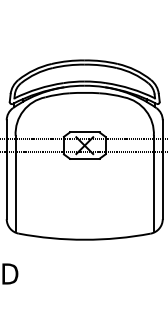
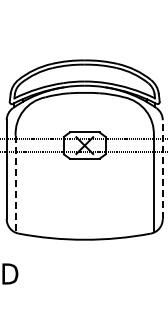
line: solid -> dashed (162, 169)
line: solid -> dashed (15, 183)
